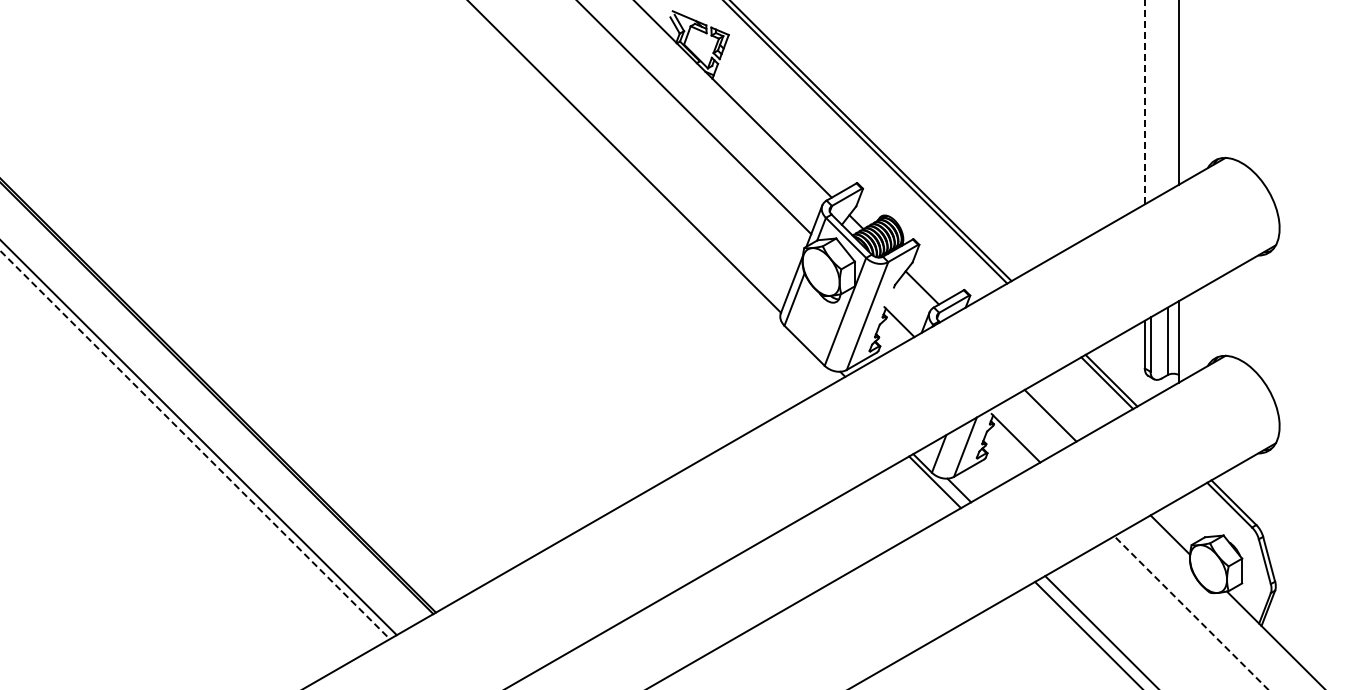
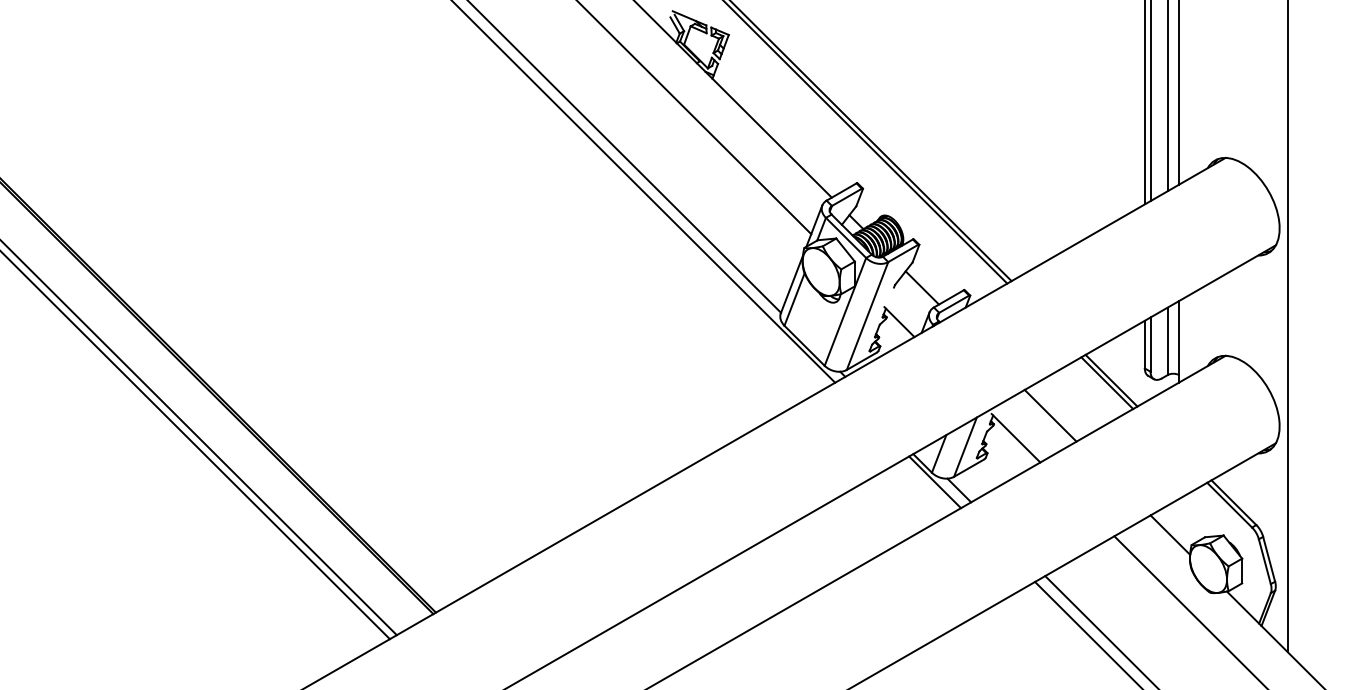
line: none -> present (1167, 96)
line: none -> present (1150, 101)
line: dashed -> solid (1144, 102)
line: none -> present (644, 192)
line: none -> present (1287, 326)
line: dashed -> solid (195, 445)
line: dashed -> solid (1191, 613)
